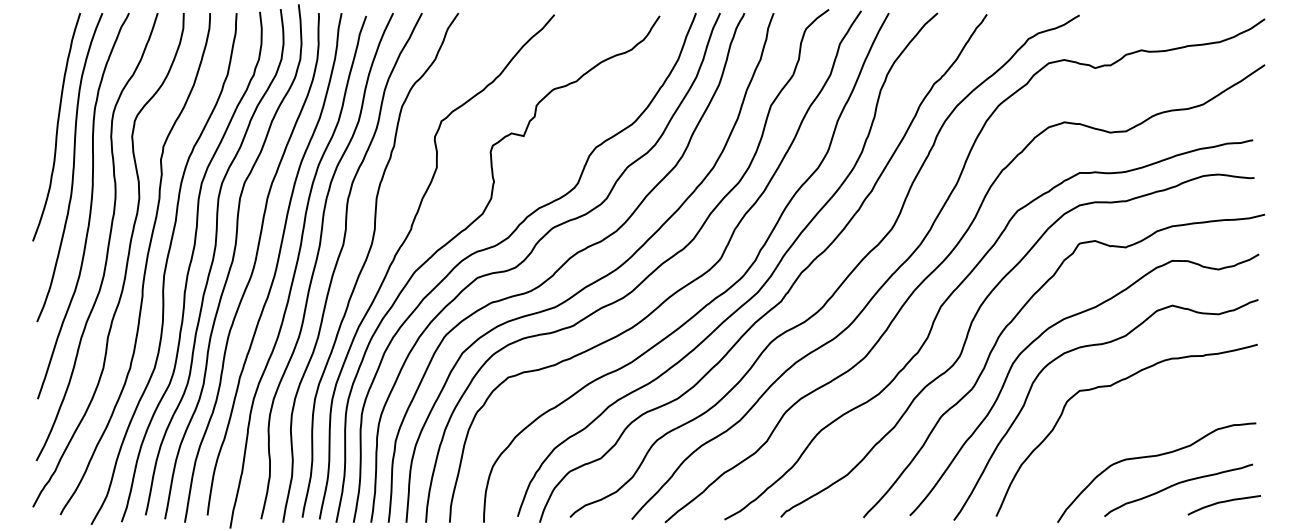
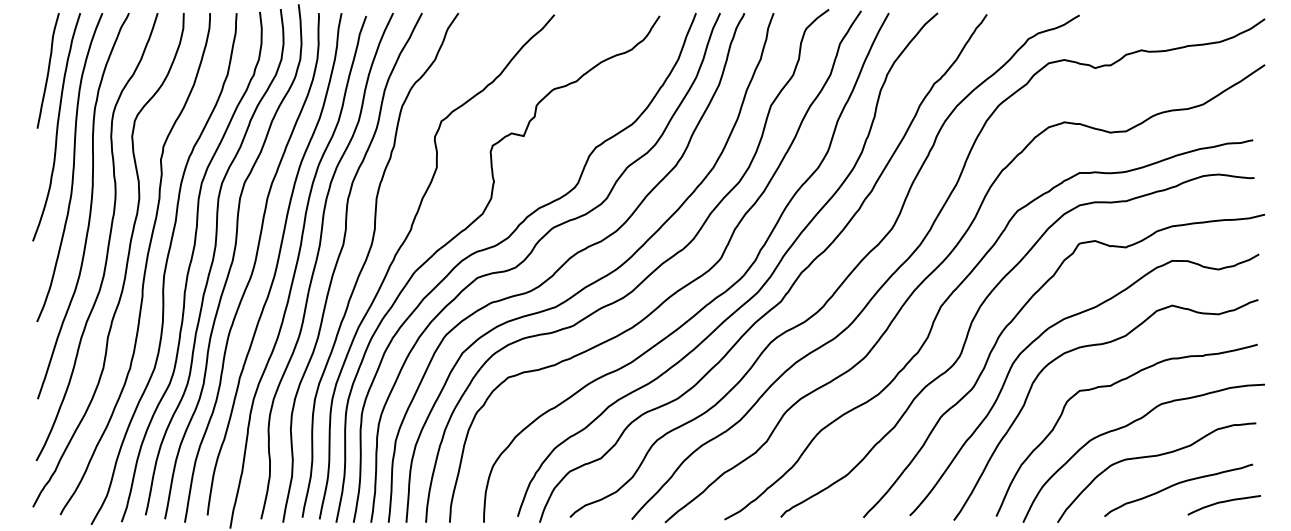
curve: none -> present (47, 70)
curve: none -> present (1129, 425)
